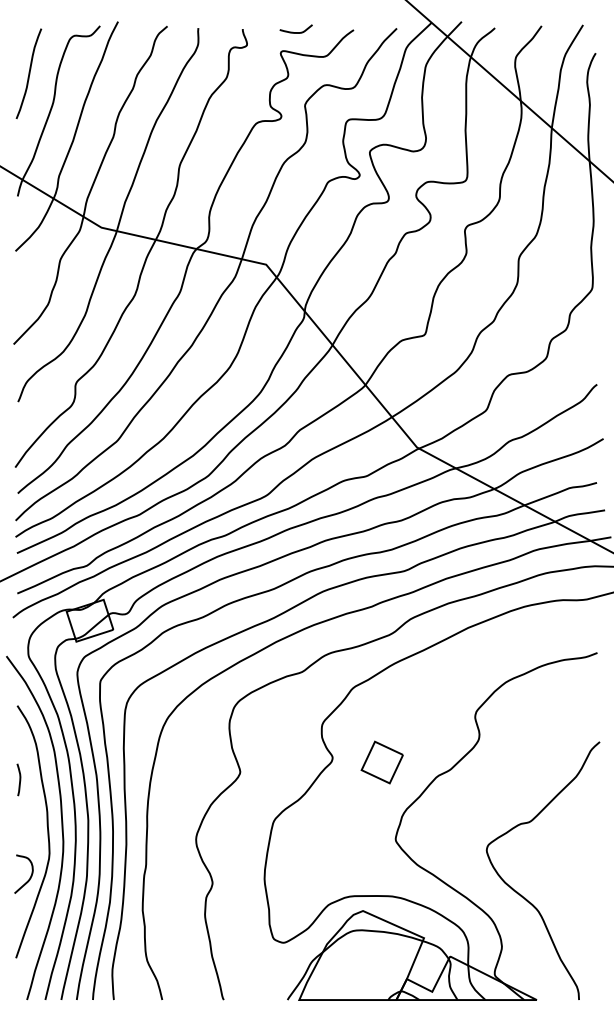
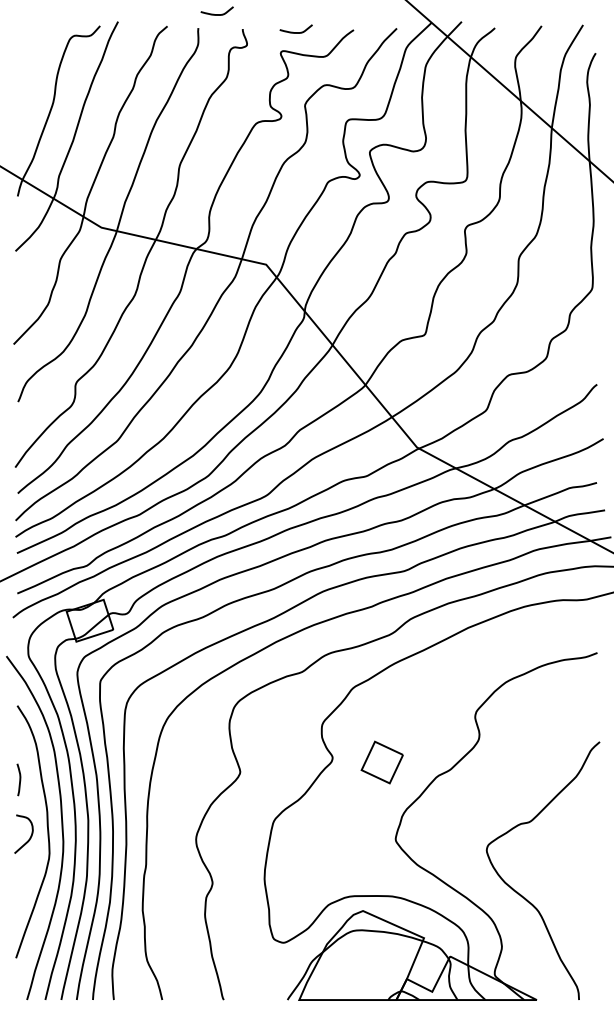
curve: none -> present (216, 14)
curve: present -> none (28, 73)
curve position: (29, 877) -> (29, 837) (29, 837)
